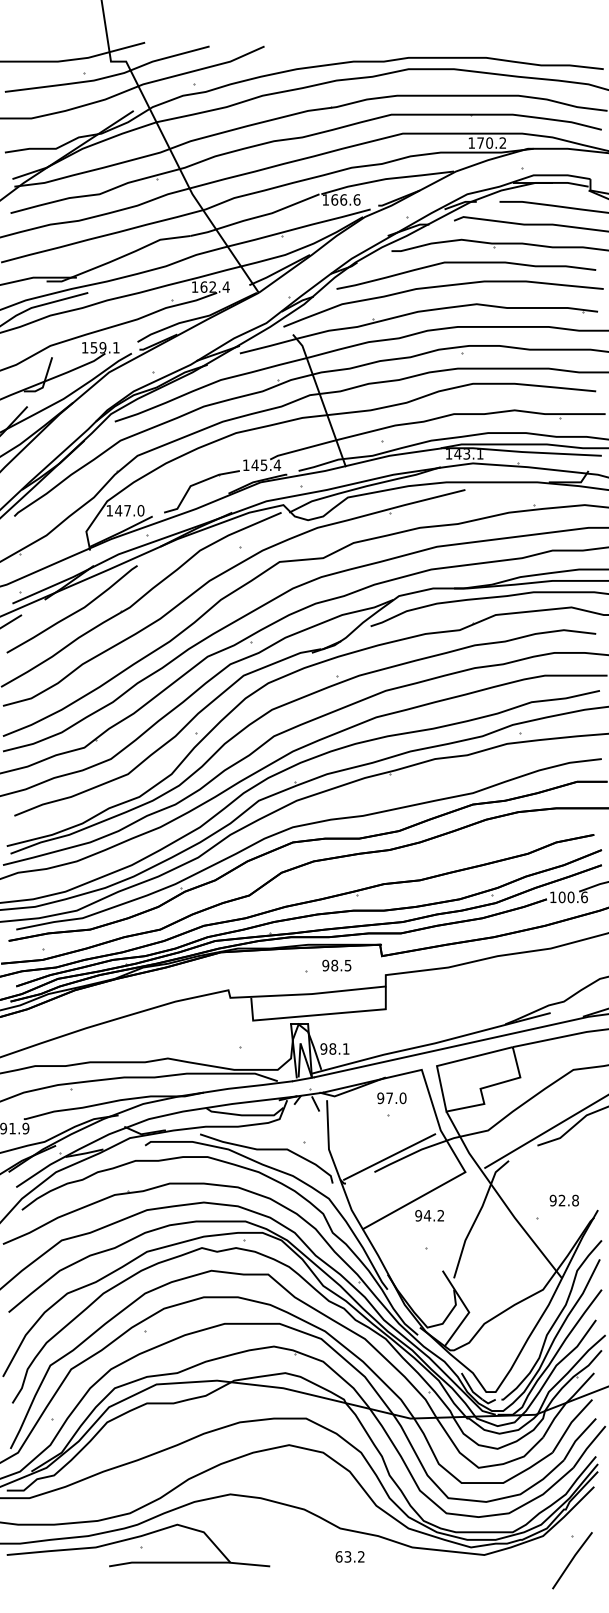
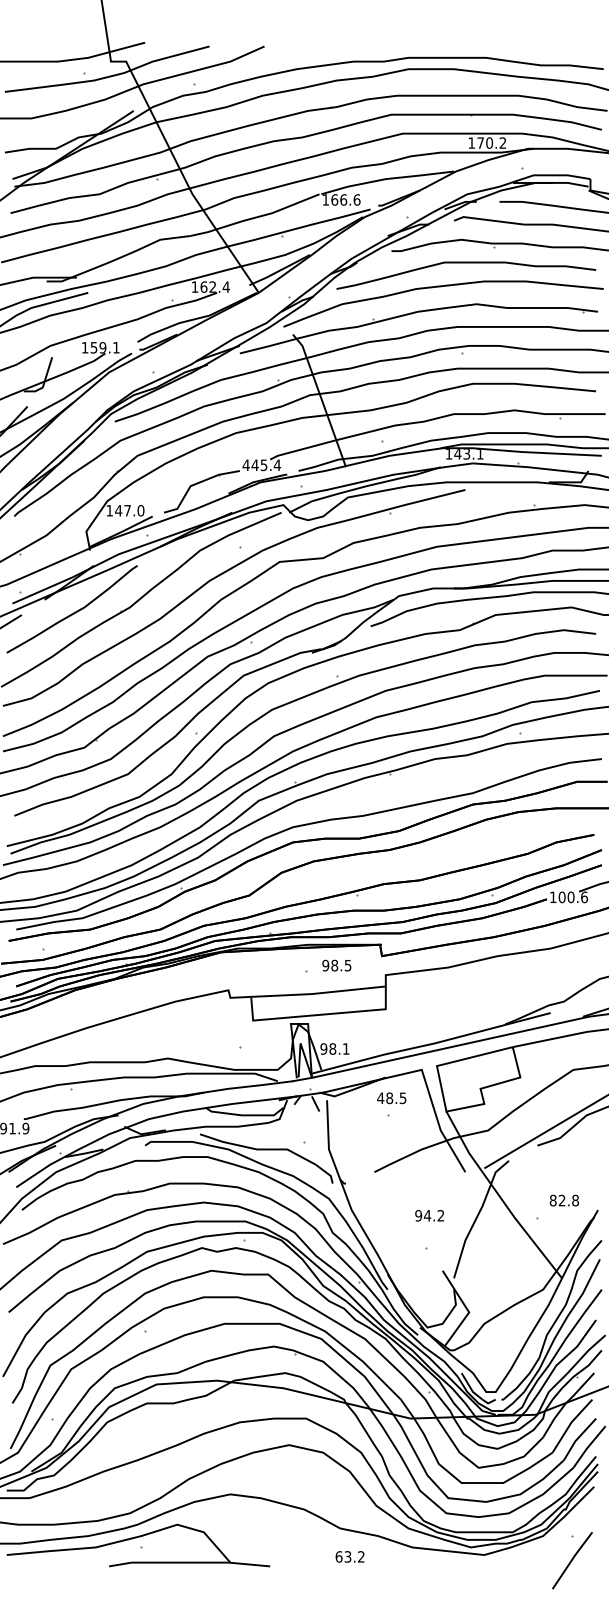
text: 145.4 -> 445.4 (245, 464)
text: 97.0 -> 48.5 (391, 1098)
line: present -> none (389, 1156)
line: present -> none (414, 1200)
text: 92.8 -> 82.8 (552, 1200)
